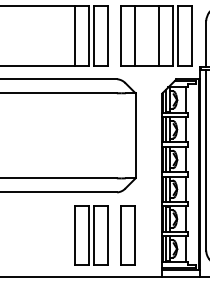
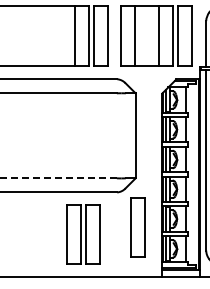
line: solid -> dashed (58, 178)
part position: (91, 235) -> (83, 234) (83, 234)
part position: (127, 235) -> (137, 227) (137, 227)
